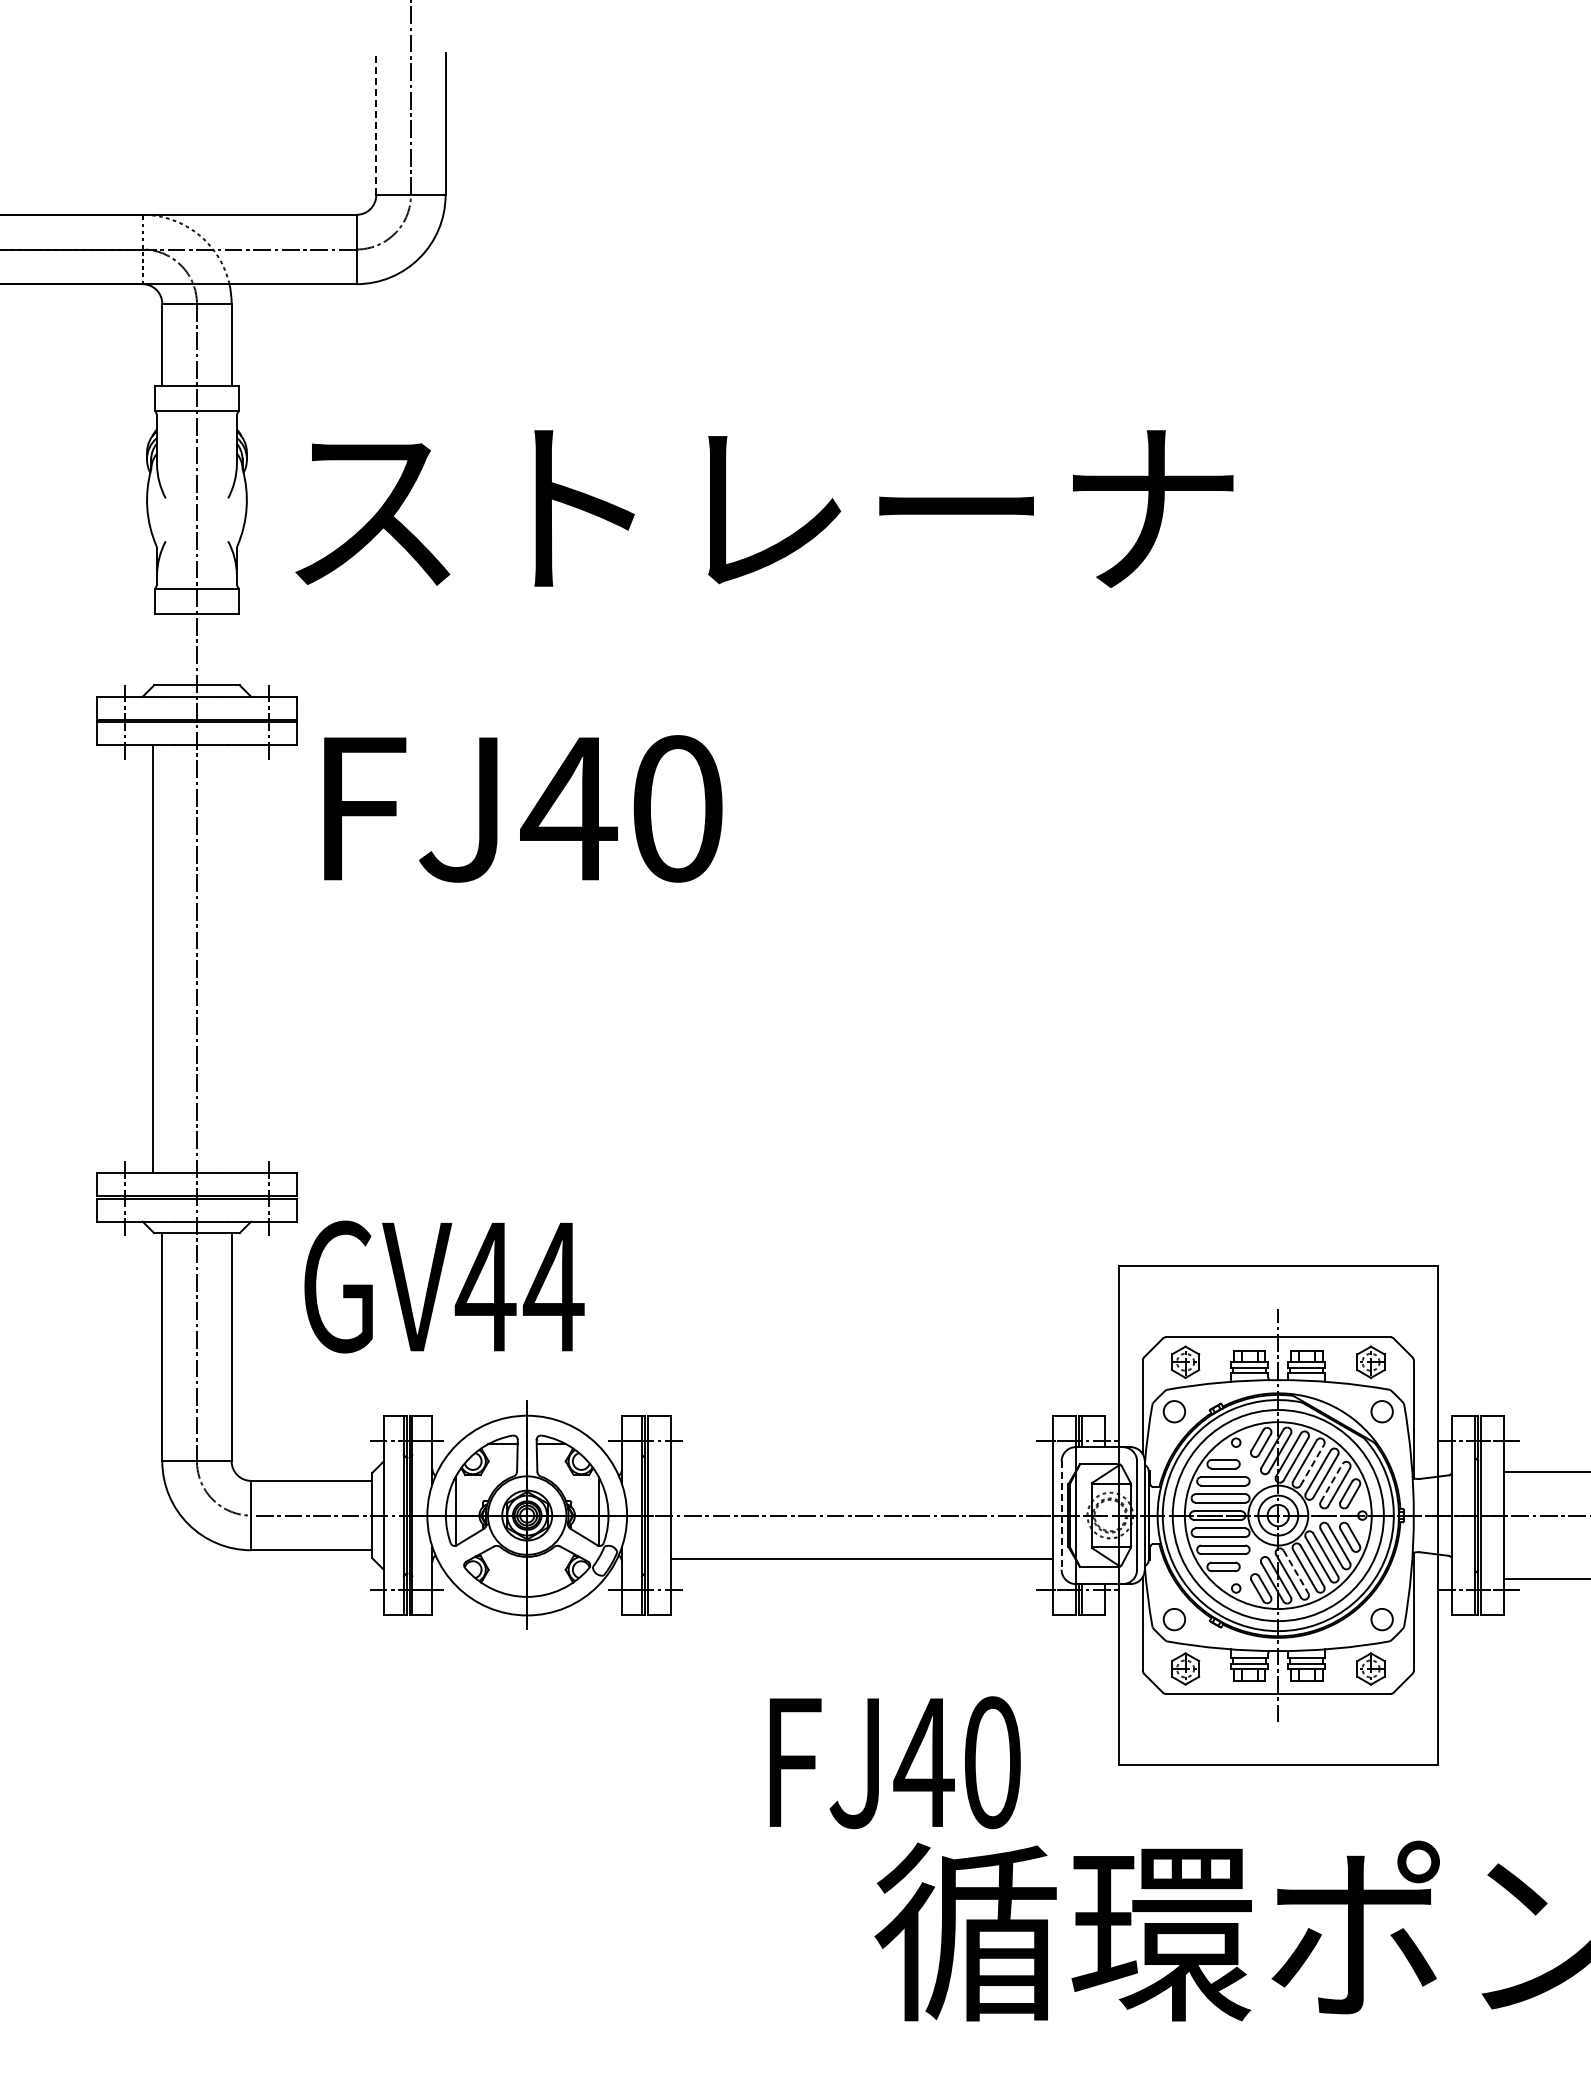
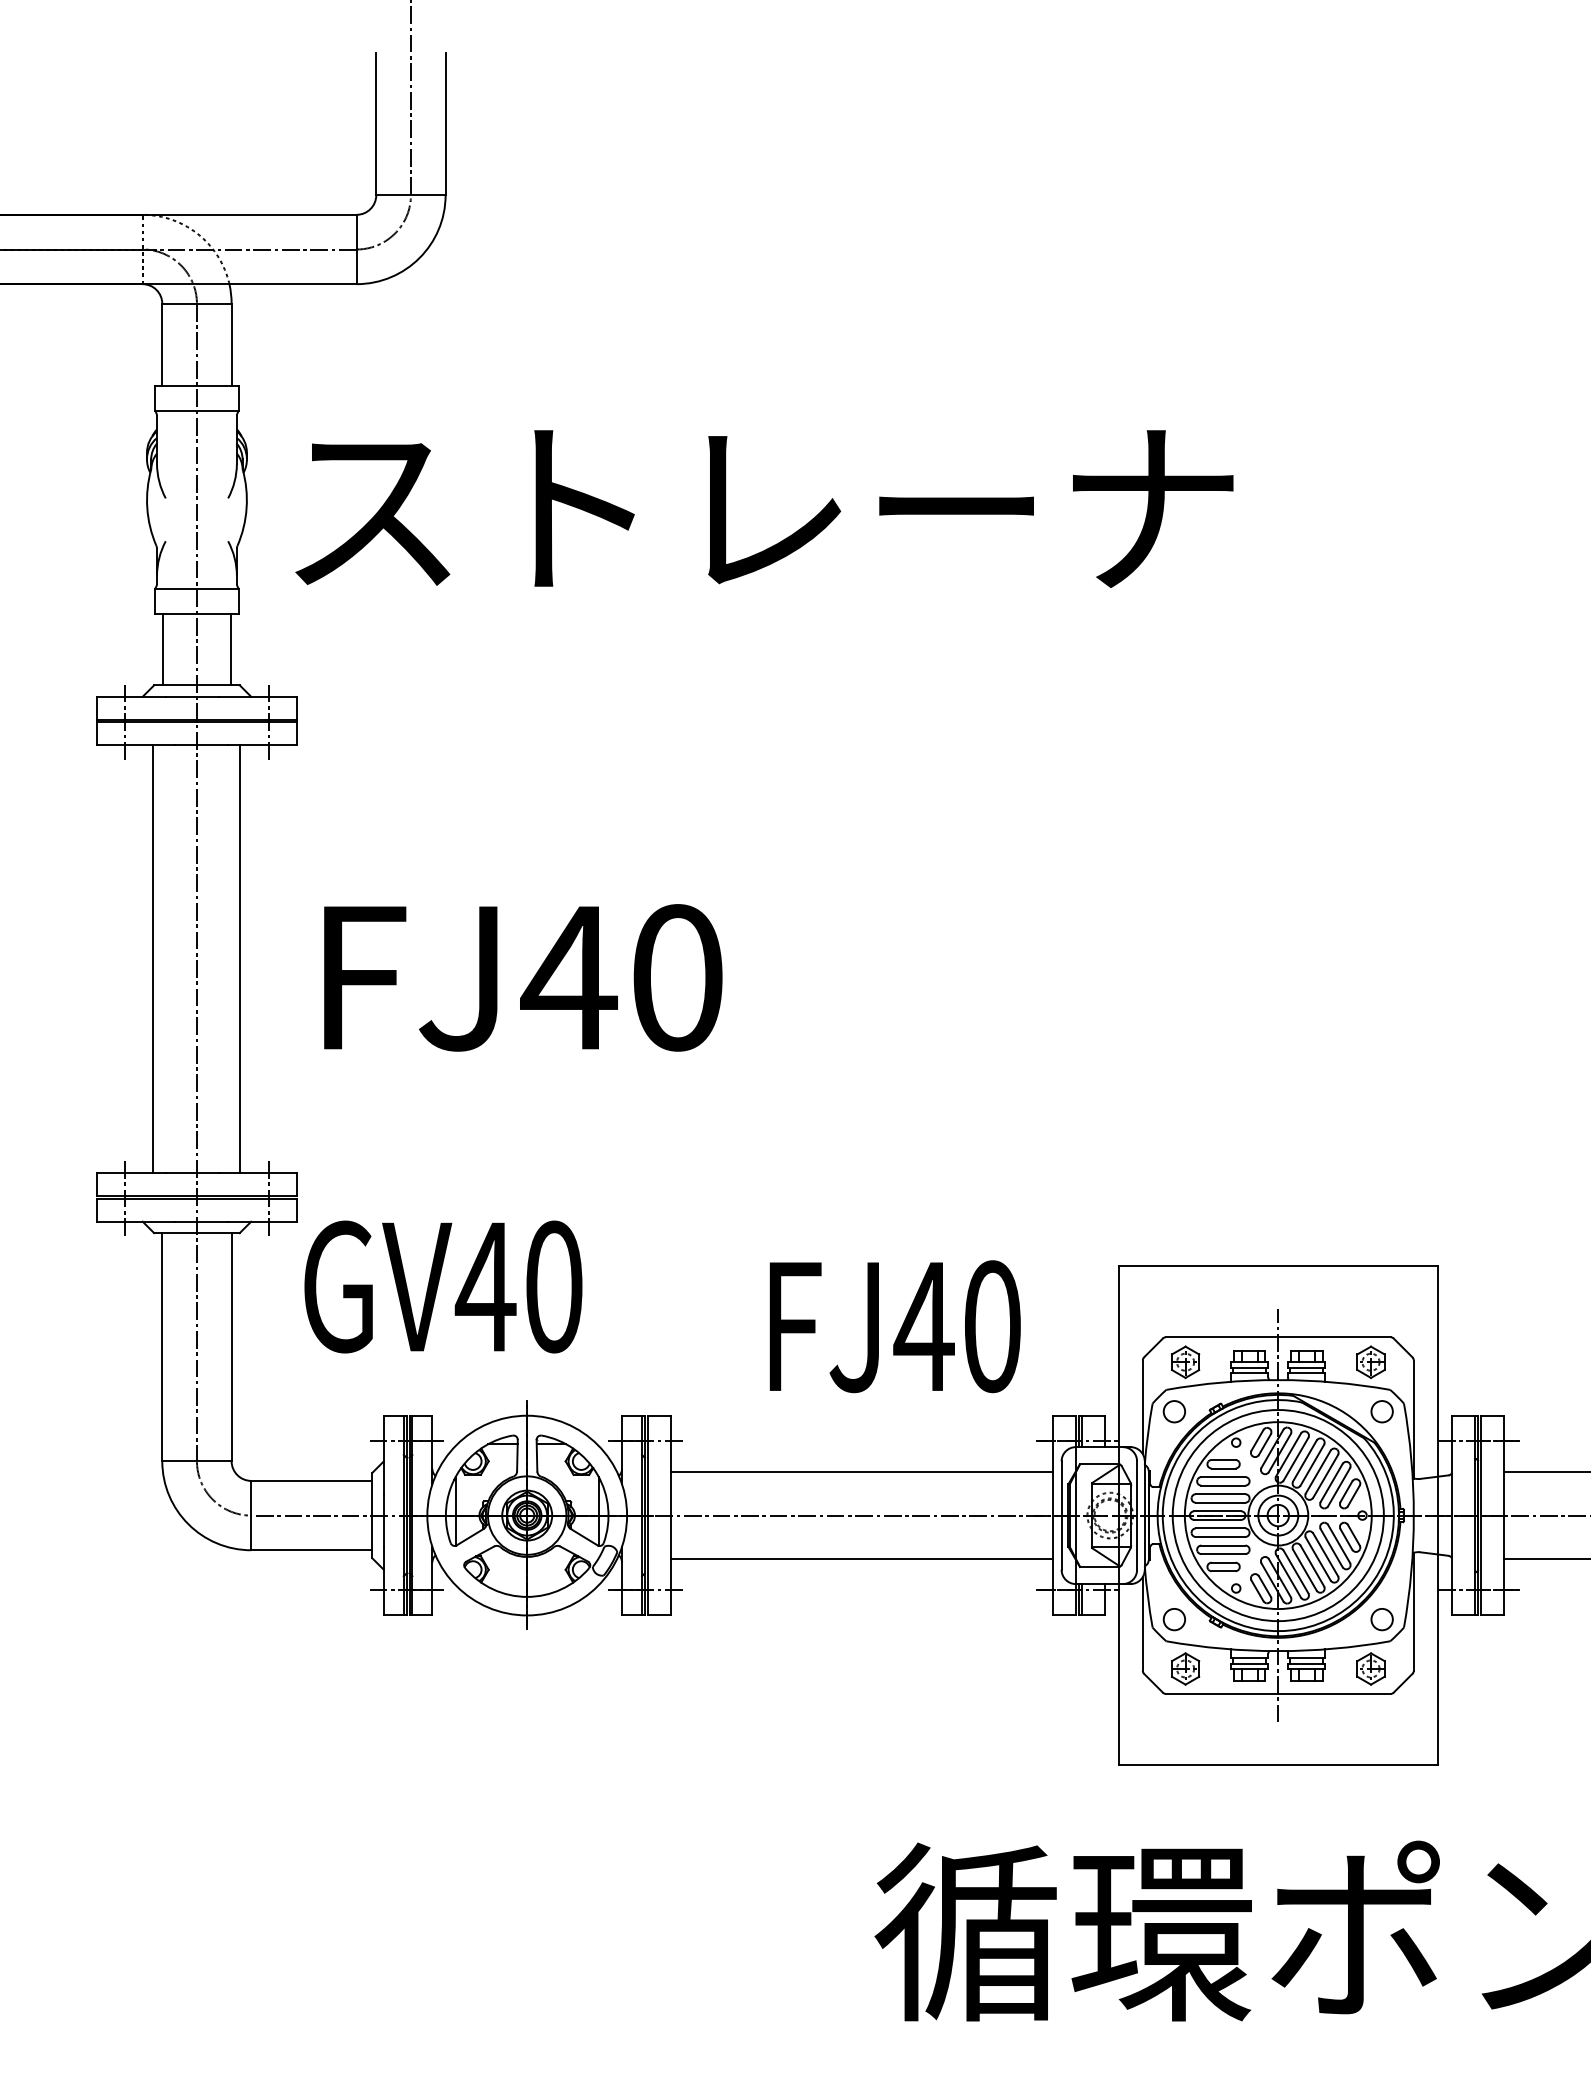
line: dashed -> solid (376, 123)
line: none -> present (162, 649)
line: none -> present (231, 649)
text position: (523, 808) -> (523, 977) (523, 977)
line: none -> present (240, 959)
text: GV44 -> GV40 (553, 1286)
line: dashed -> solid (1312, 1465)
line: none -> present (861, 1472)
line: dashed -> solid (1331, 1483)
line: dashed -> solid (1061, 1516)
line: dashed -> solid (1296, 1571)
line position: (1545, 1579) -> (1545, 1559) (1545, 1559)
text position: (894, 1762) -> (894, 1326) (894, 1326)
